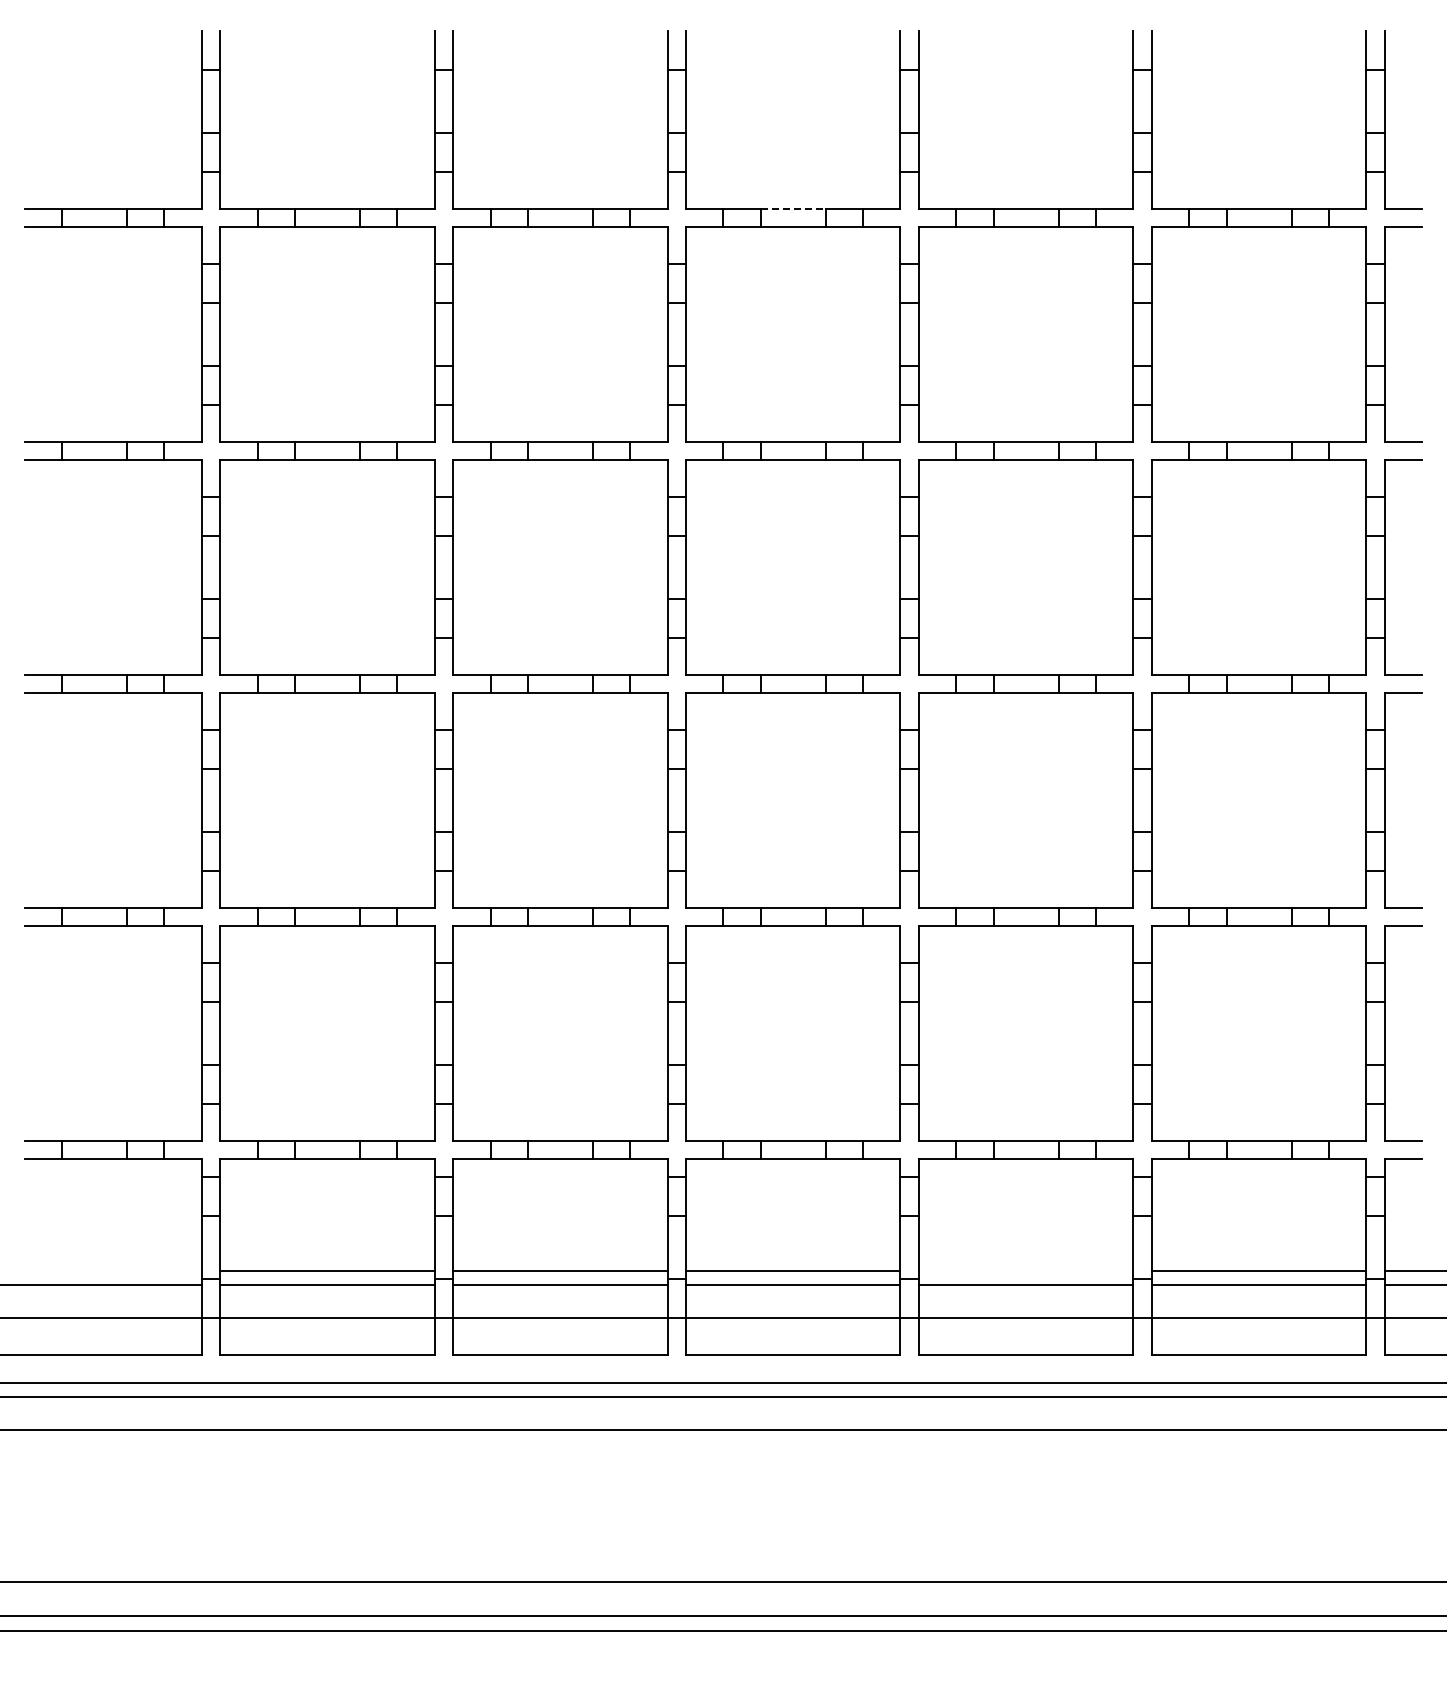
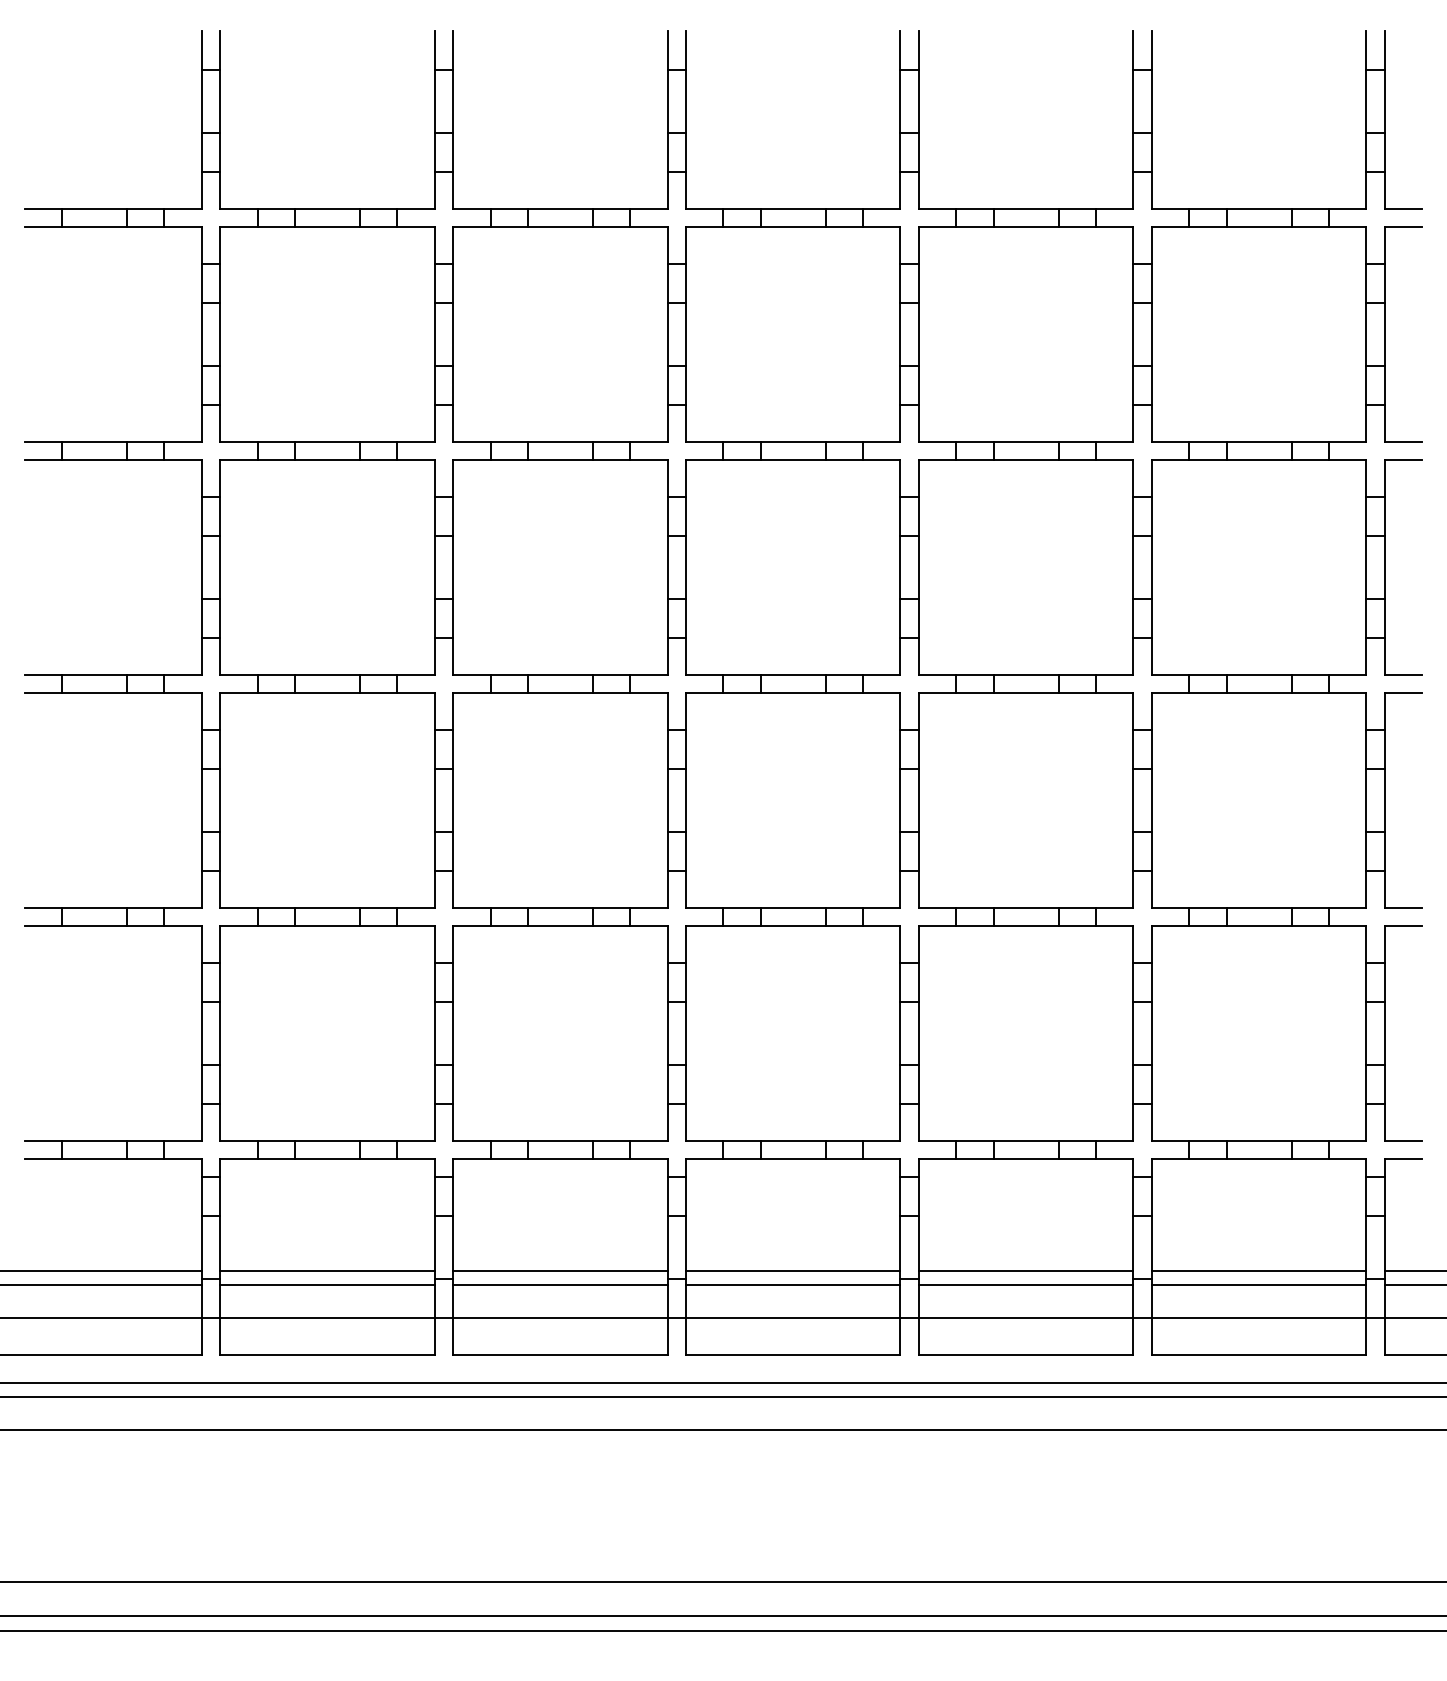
line: dashed -> solid (793, 208)
line: none -> present (101, 1270)
line: none -> present (1026, 1270)
